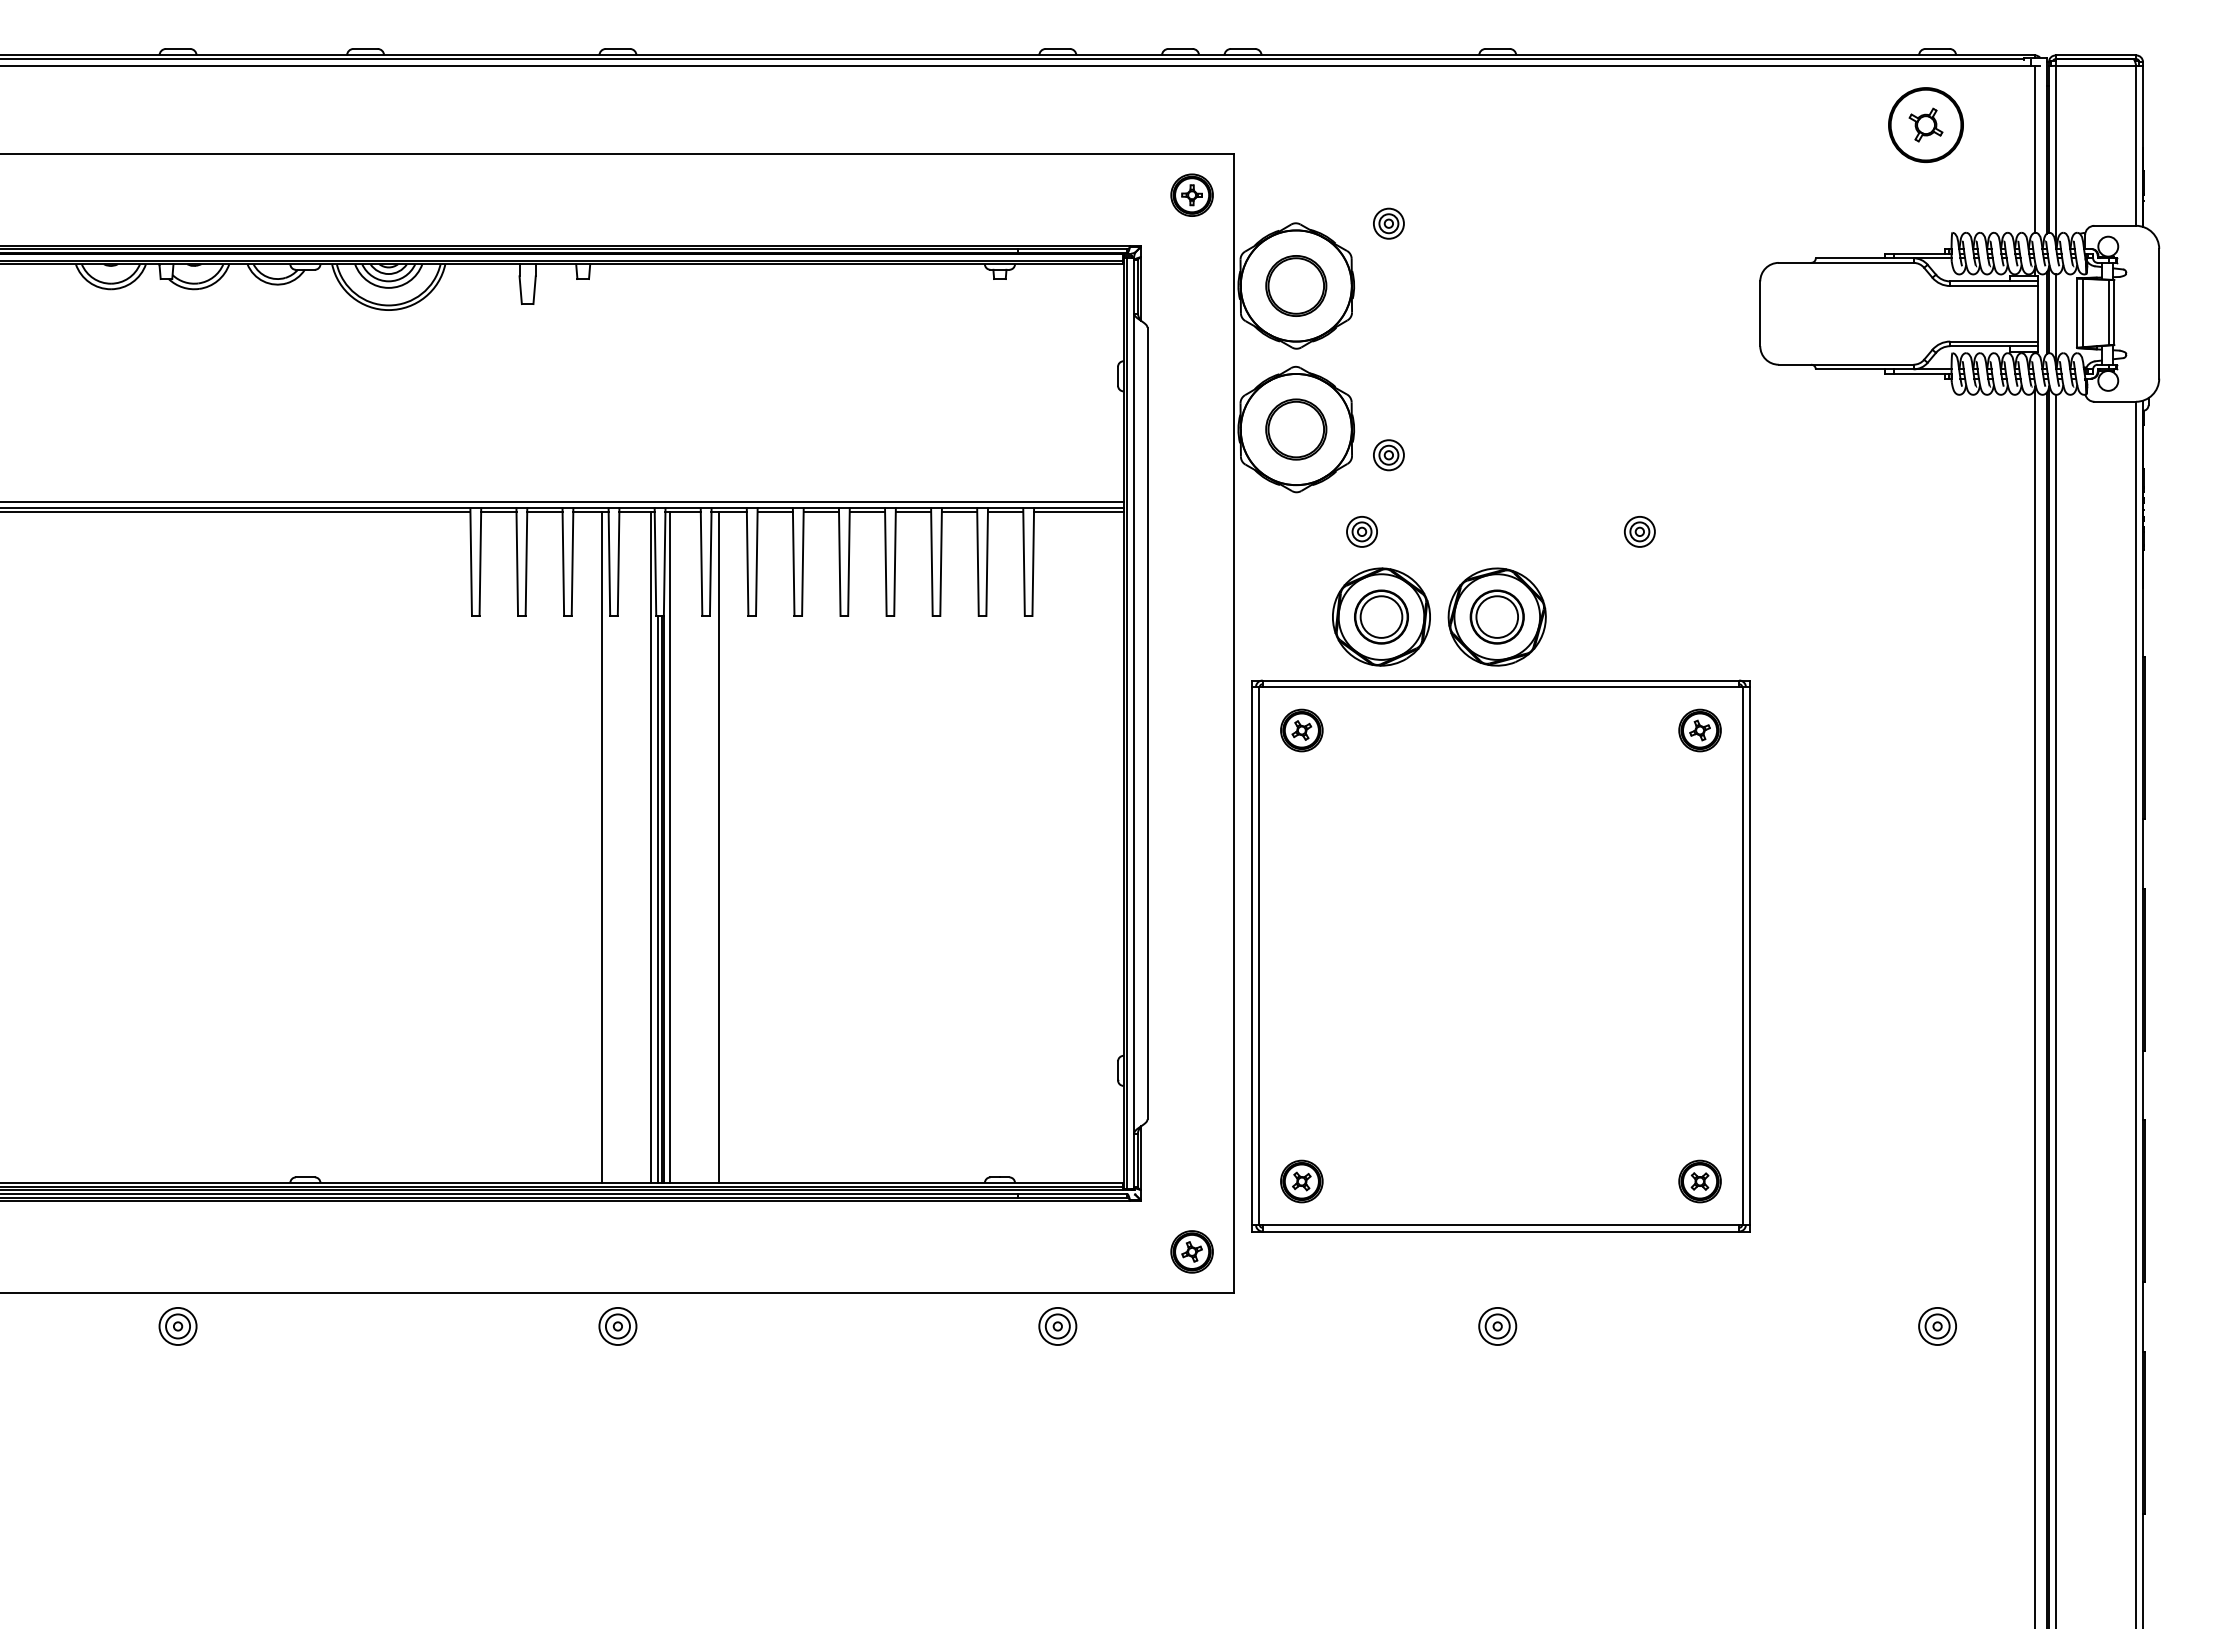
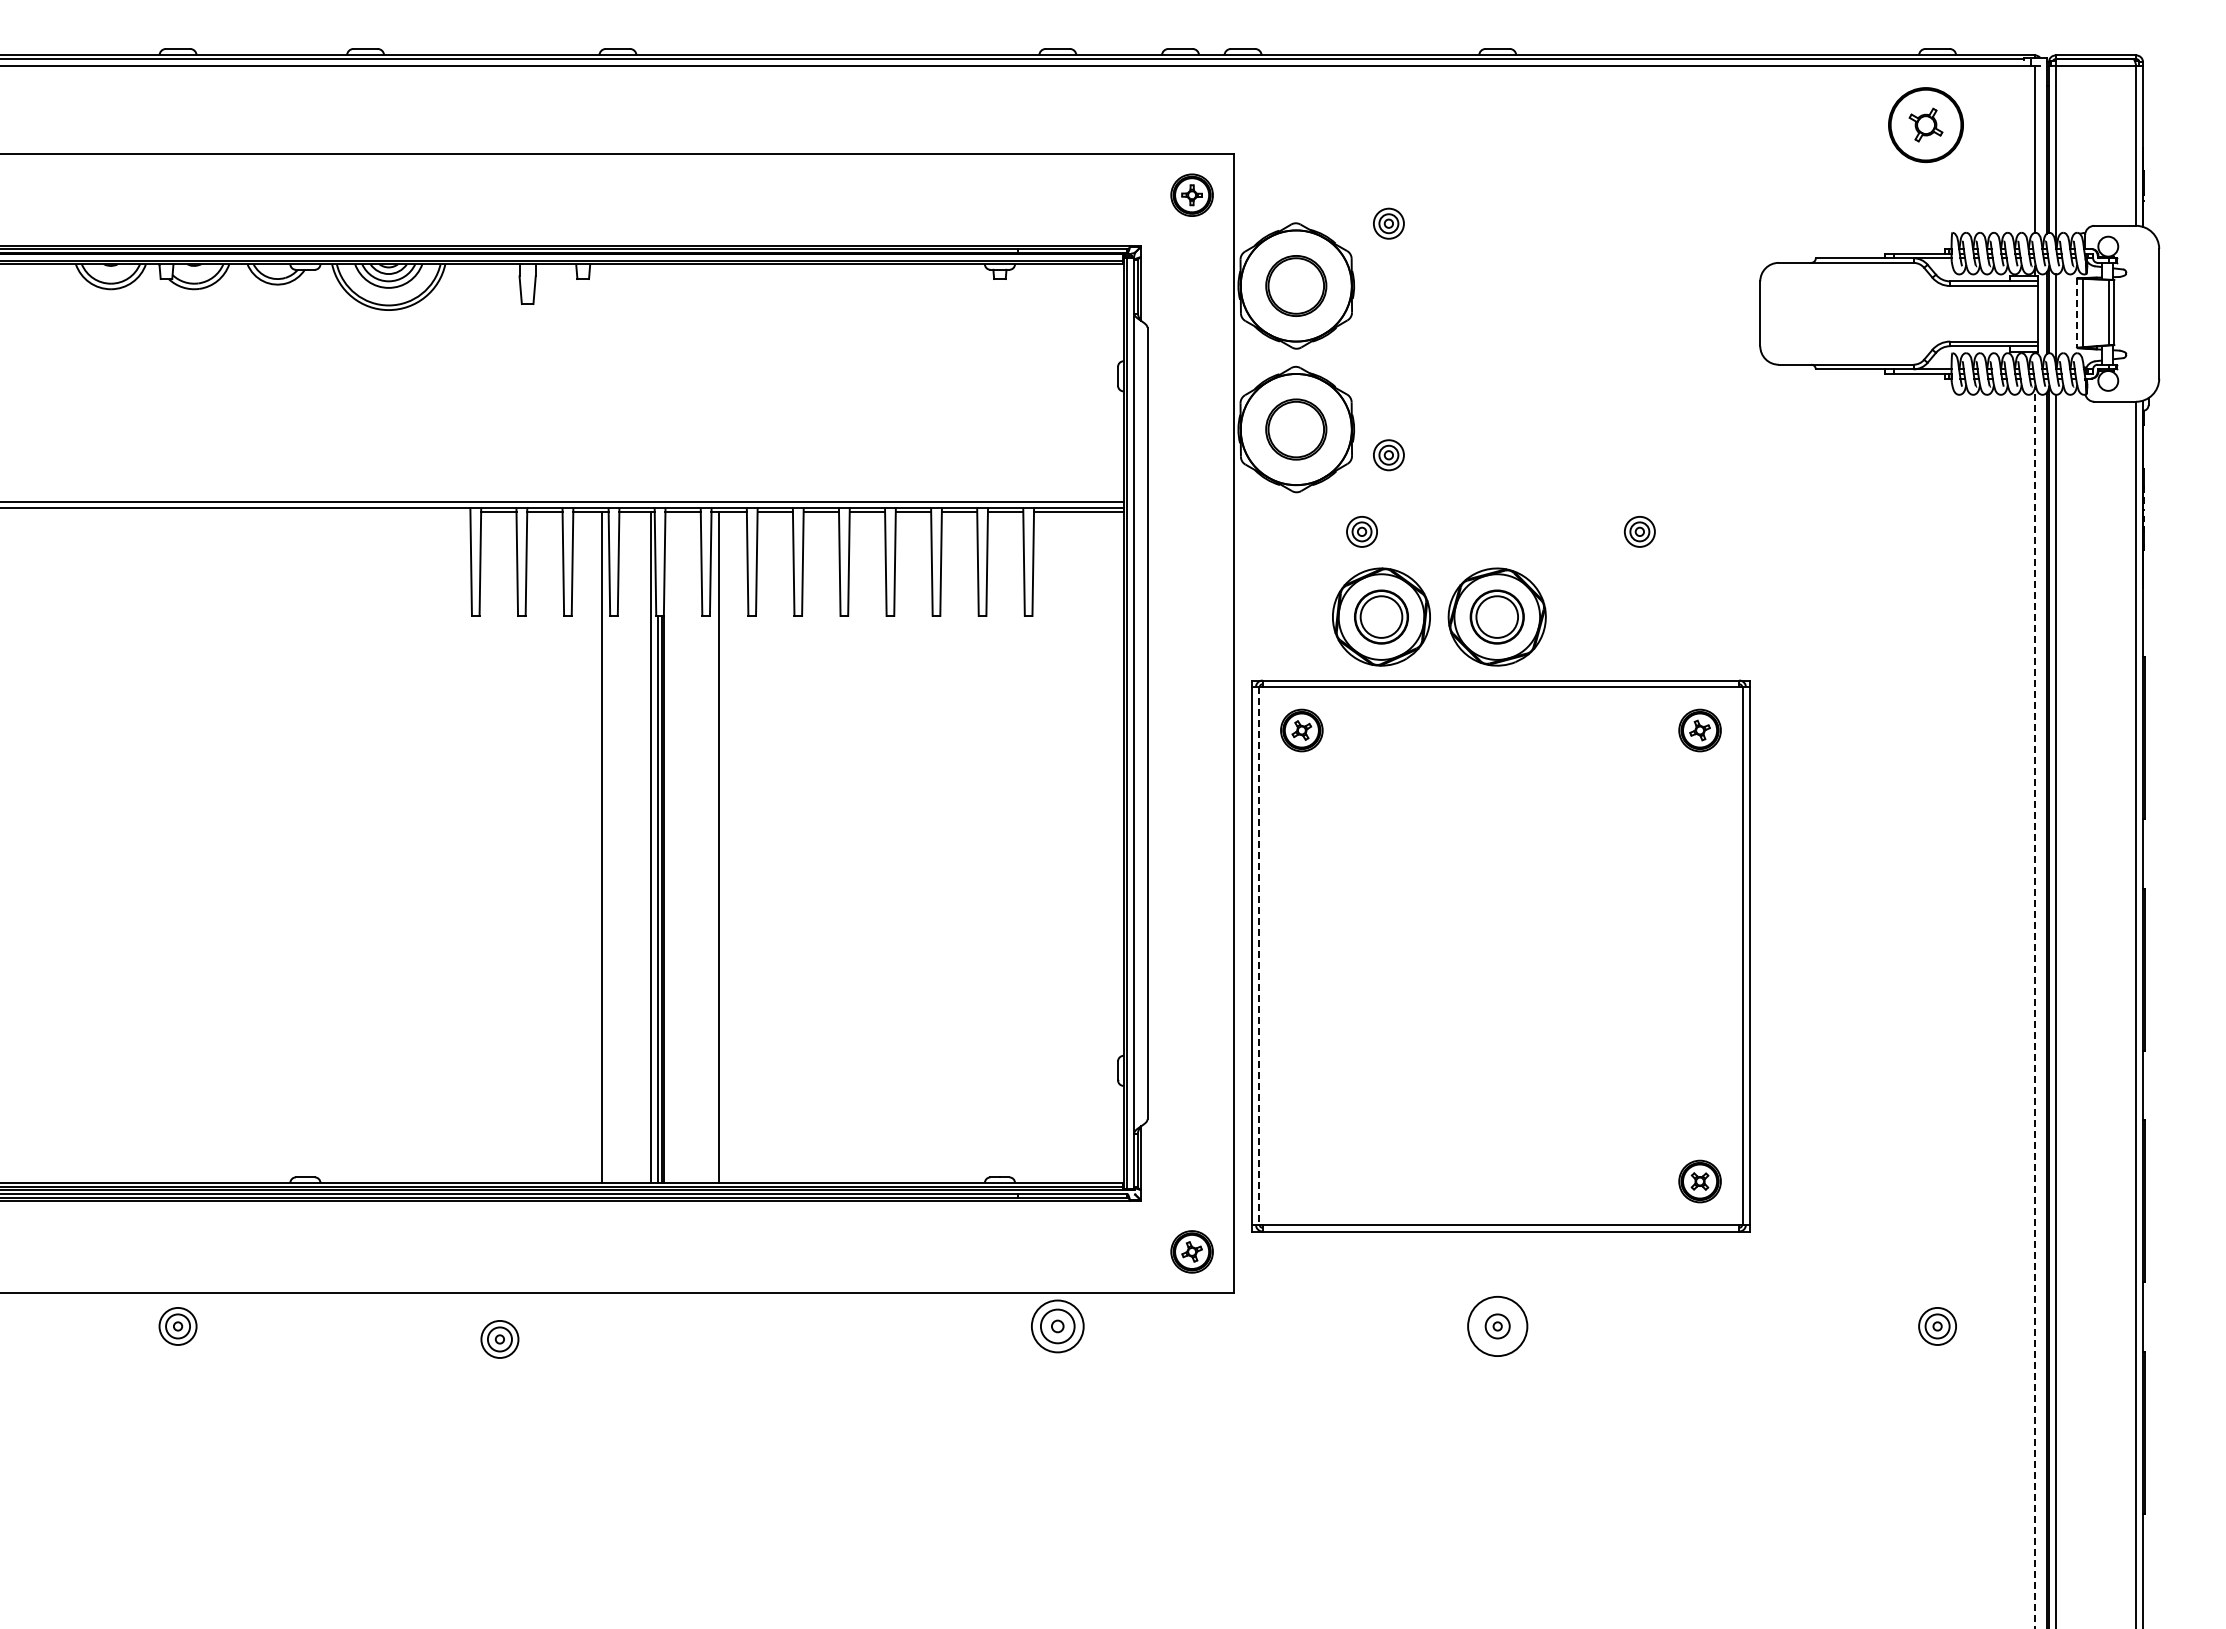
line: solid -> dashed (2076, 313)
line: present -> none (236, 512)
line: present -> none (670, 847)
line: solid -> dashed (1258, 956)
line: solid -> dashed (2035, 1008)
part: present -> none (1301, 1181)
circle diameter: 37 px -> 59 px (1497, 1326)
part position: (617, 1326) -> (499, 1339) (499, 1339)
part size: 40x39 px -> 54x55 px (1057, 1326)
